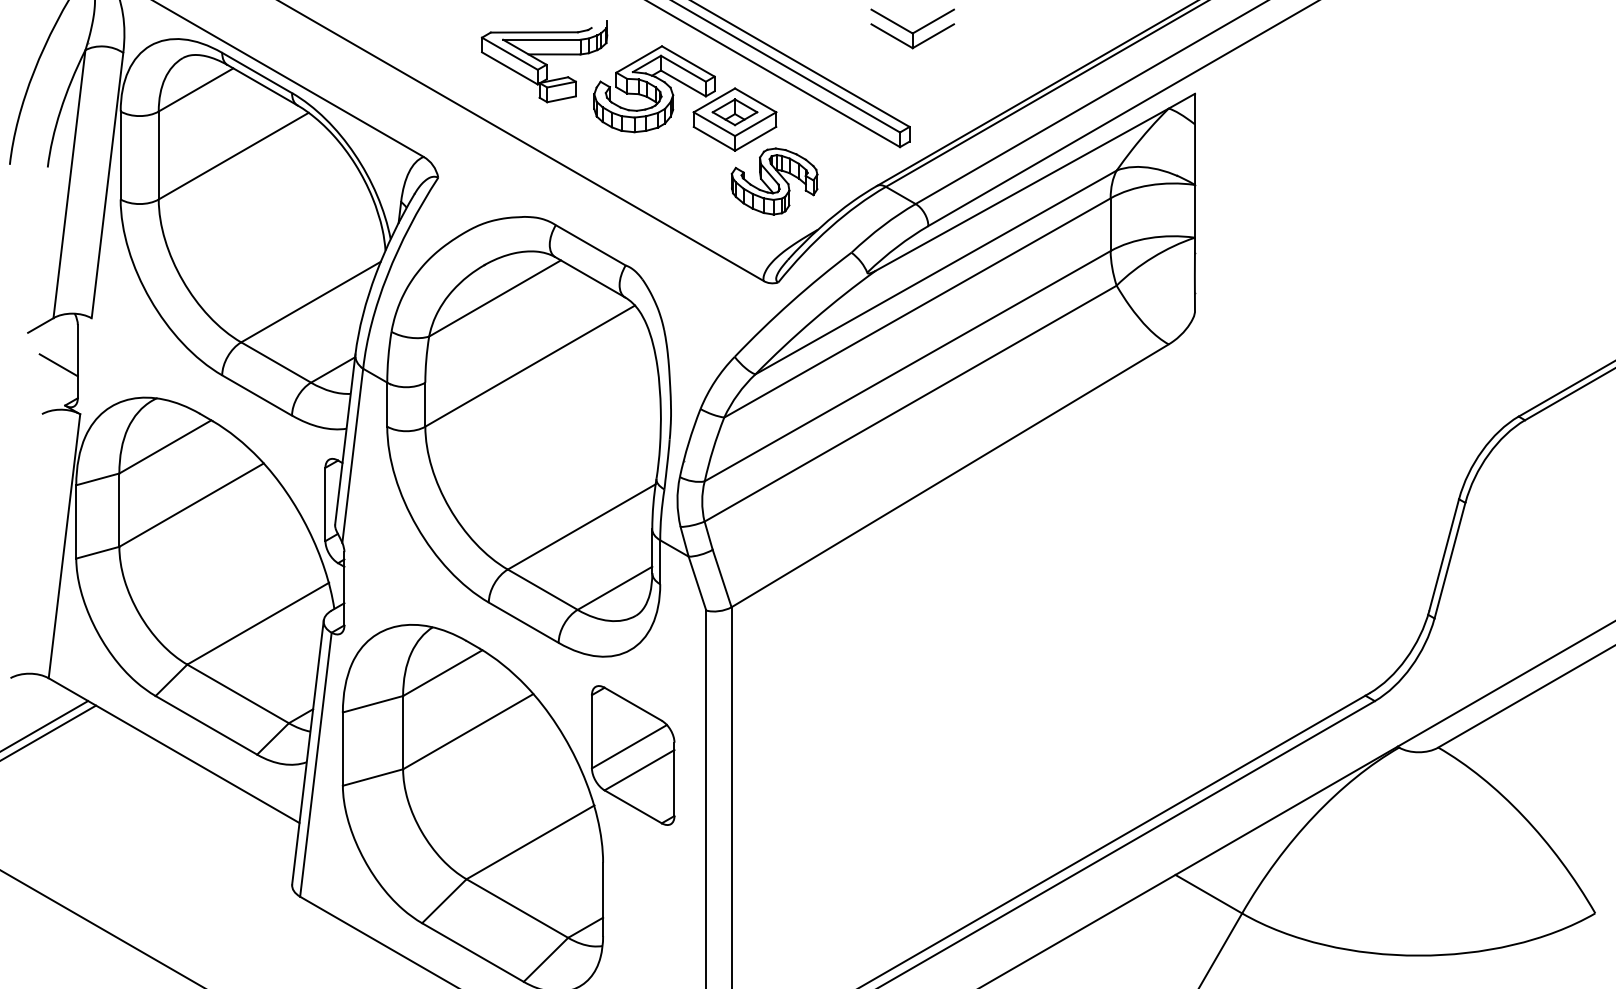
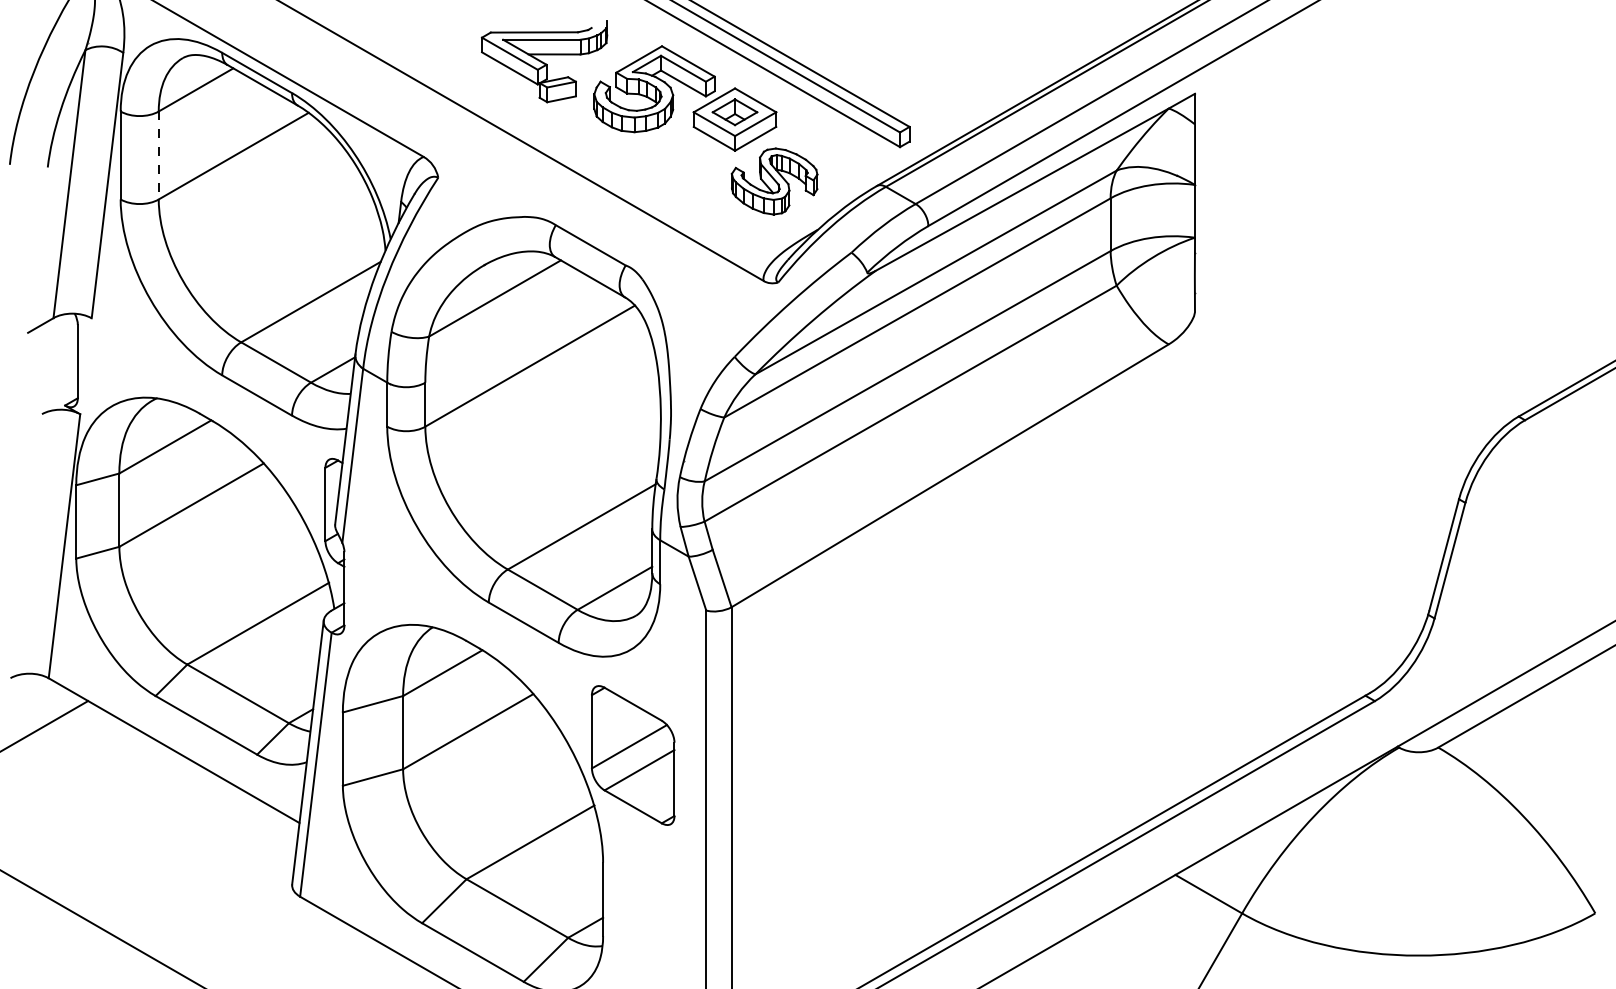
part: present -> none (912, 28)
line: solid -> dashed (158, 155)
line: present -> none (58, 365)
line: present -> none (49, 732)
